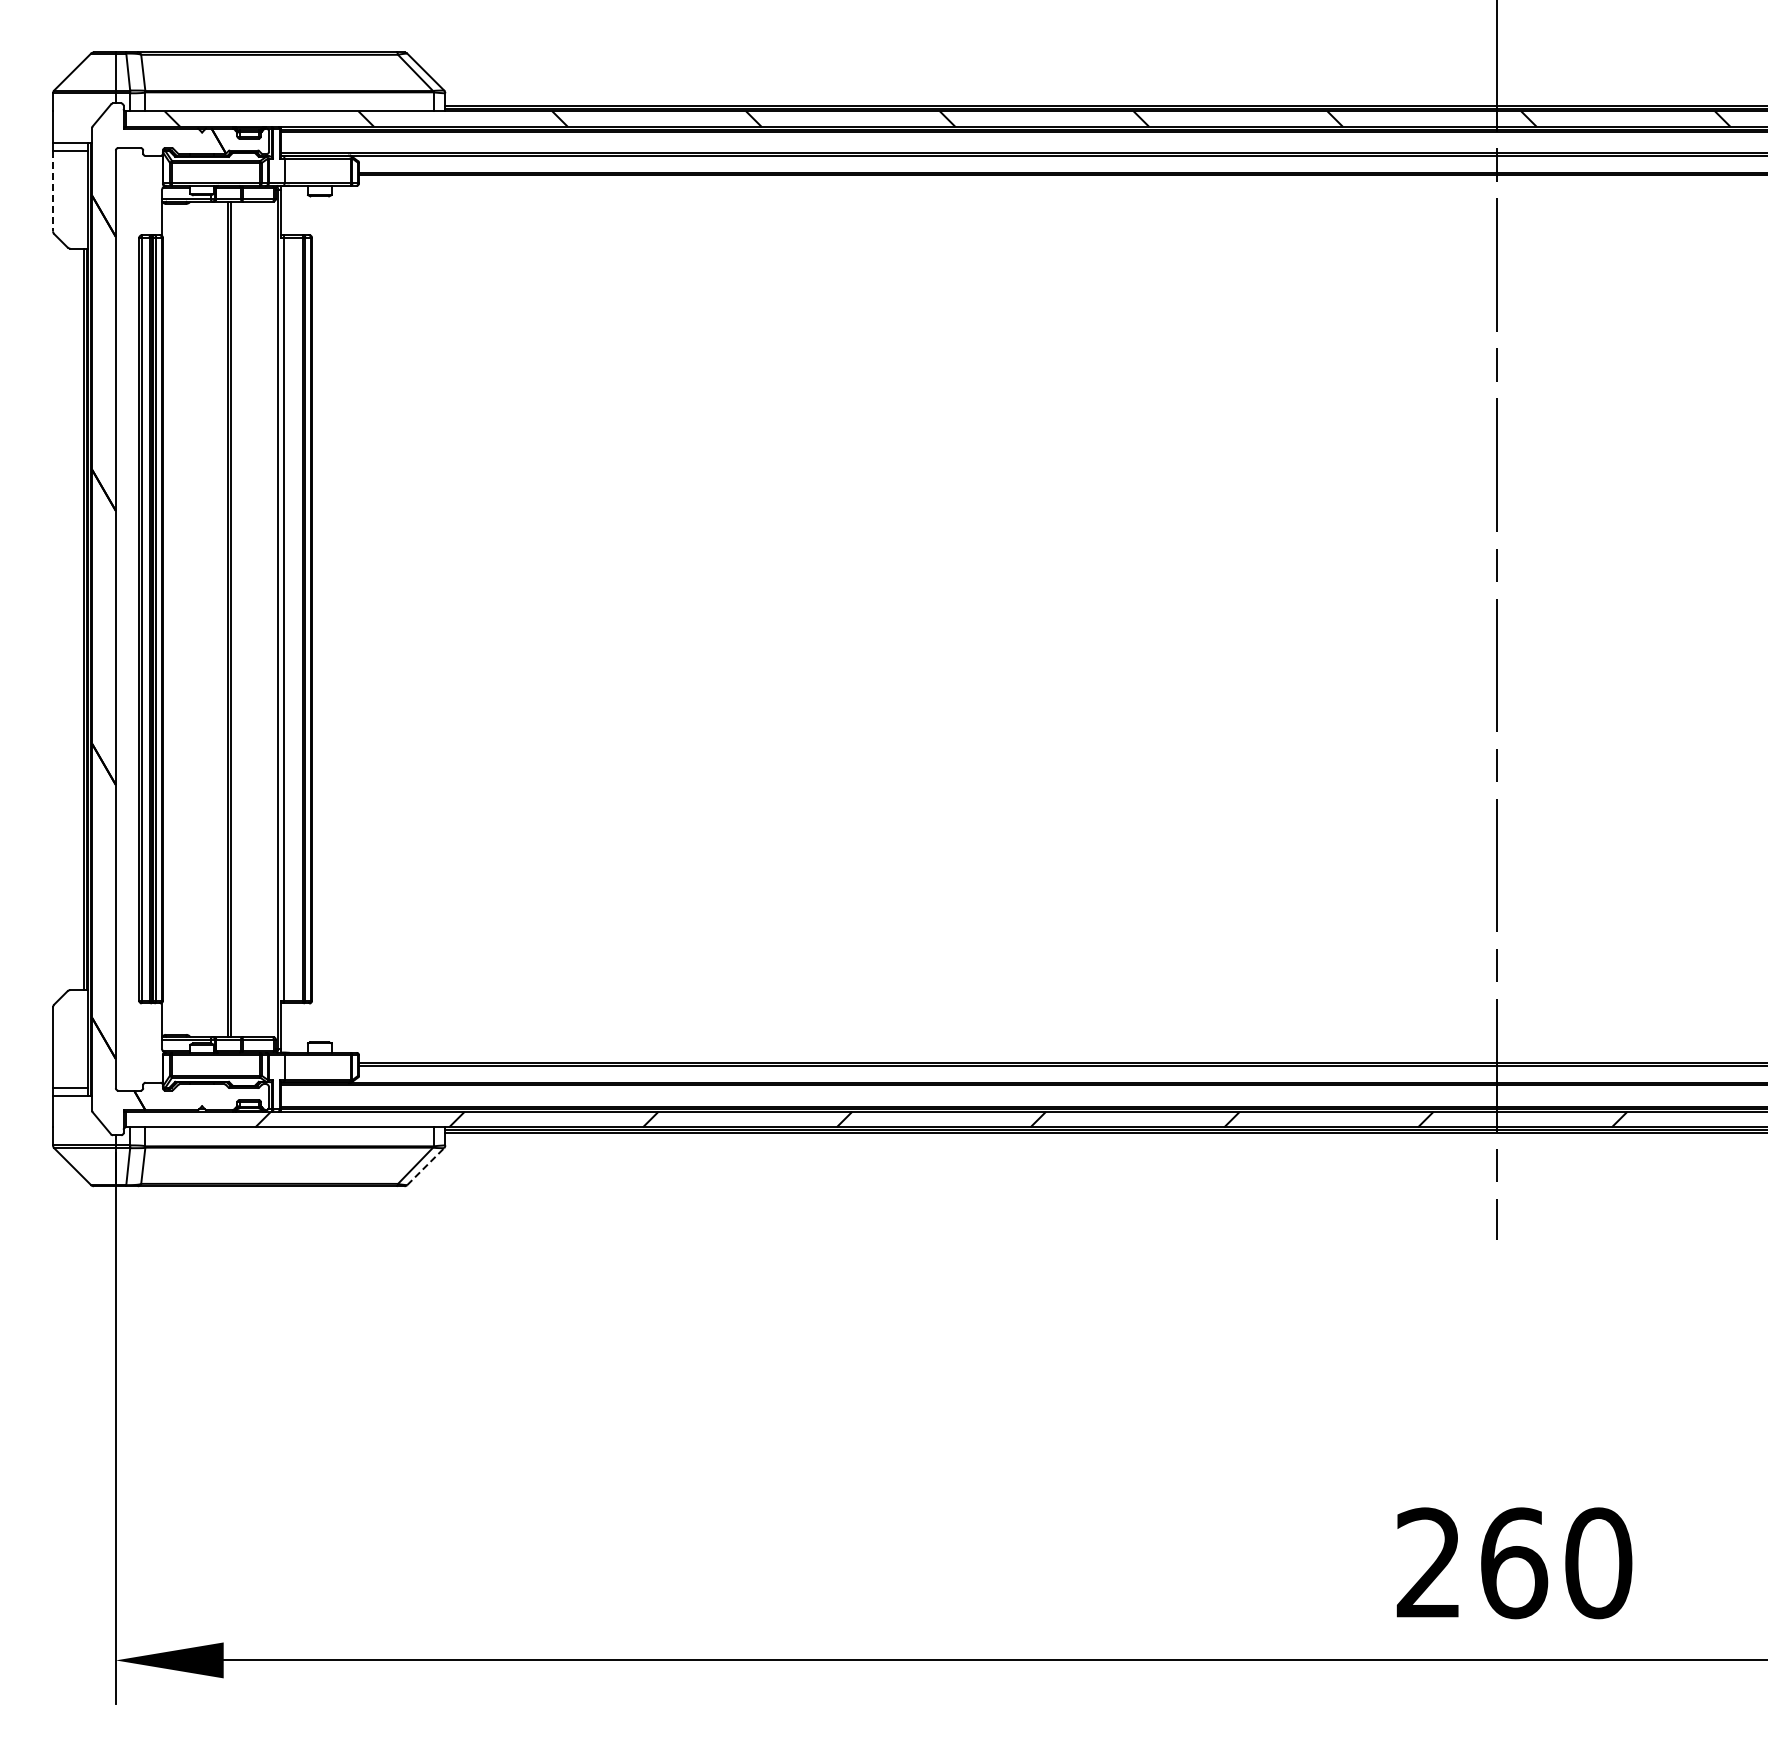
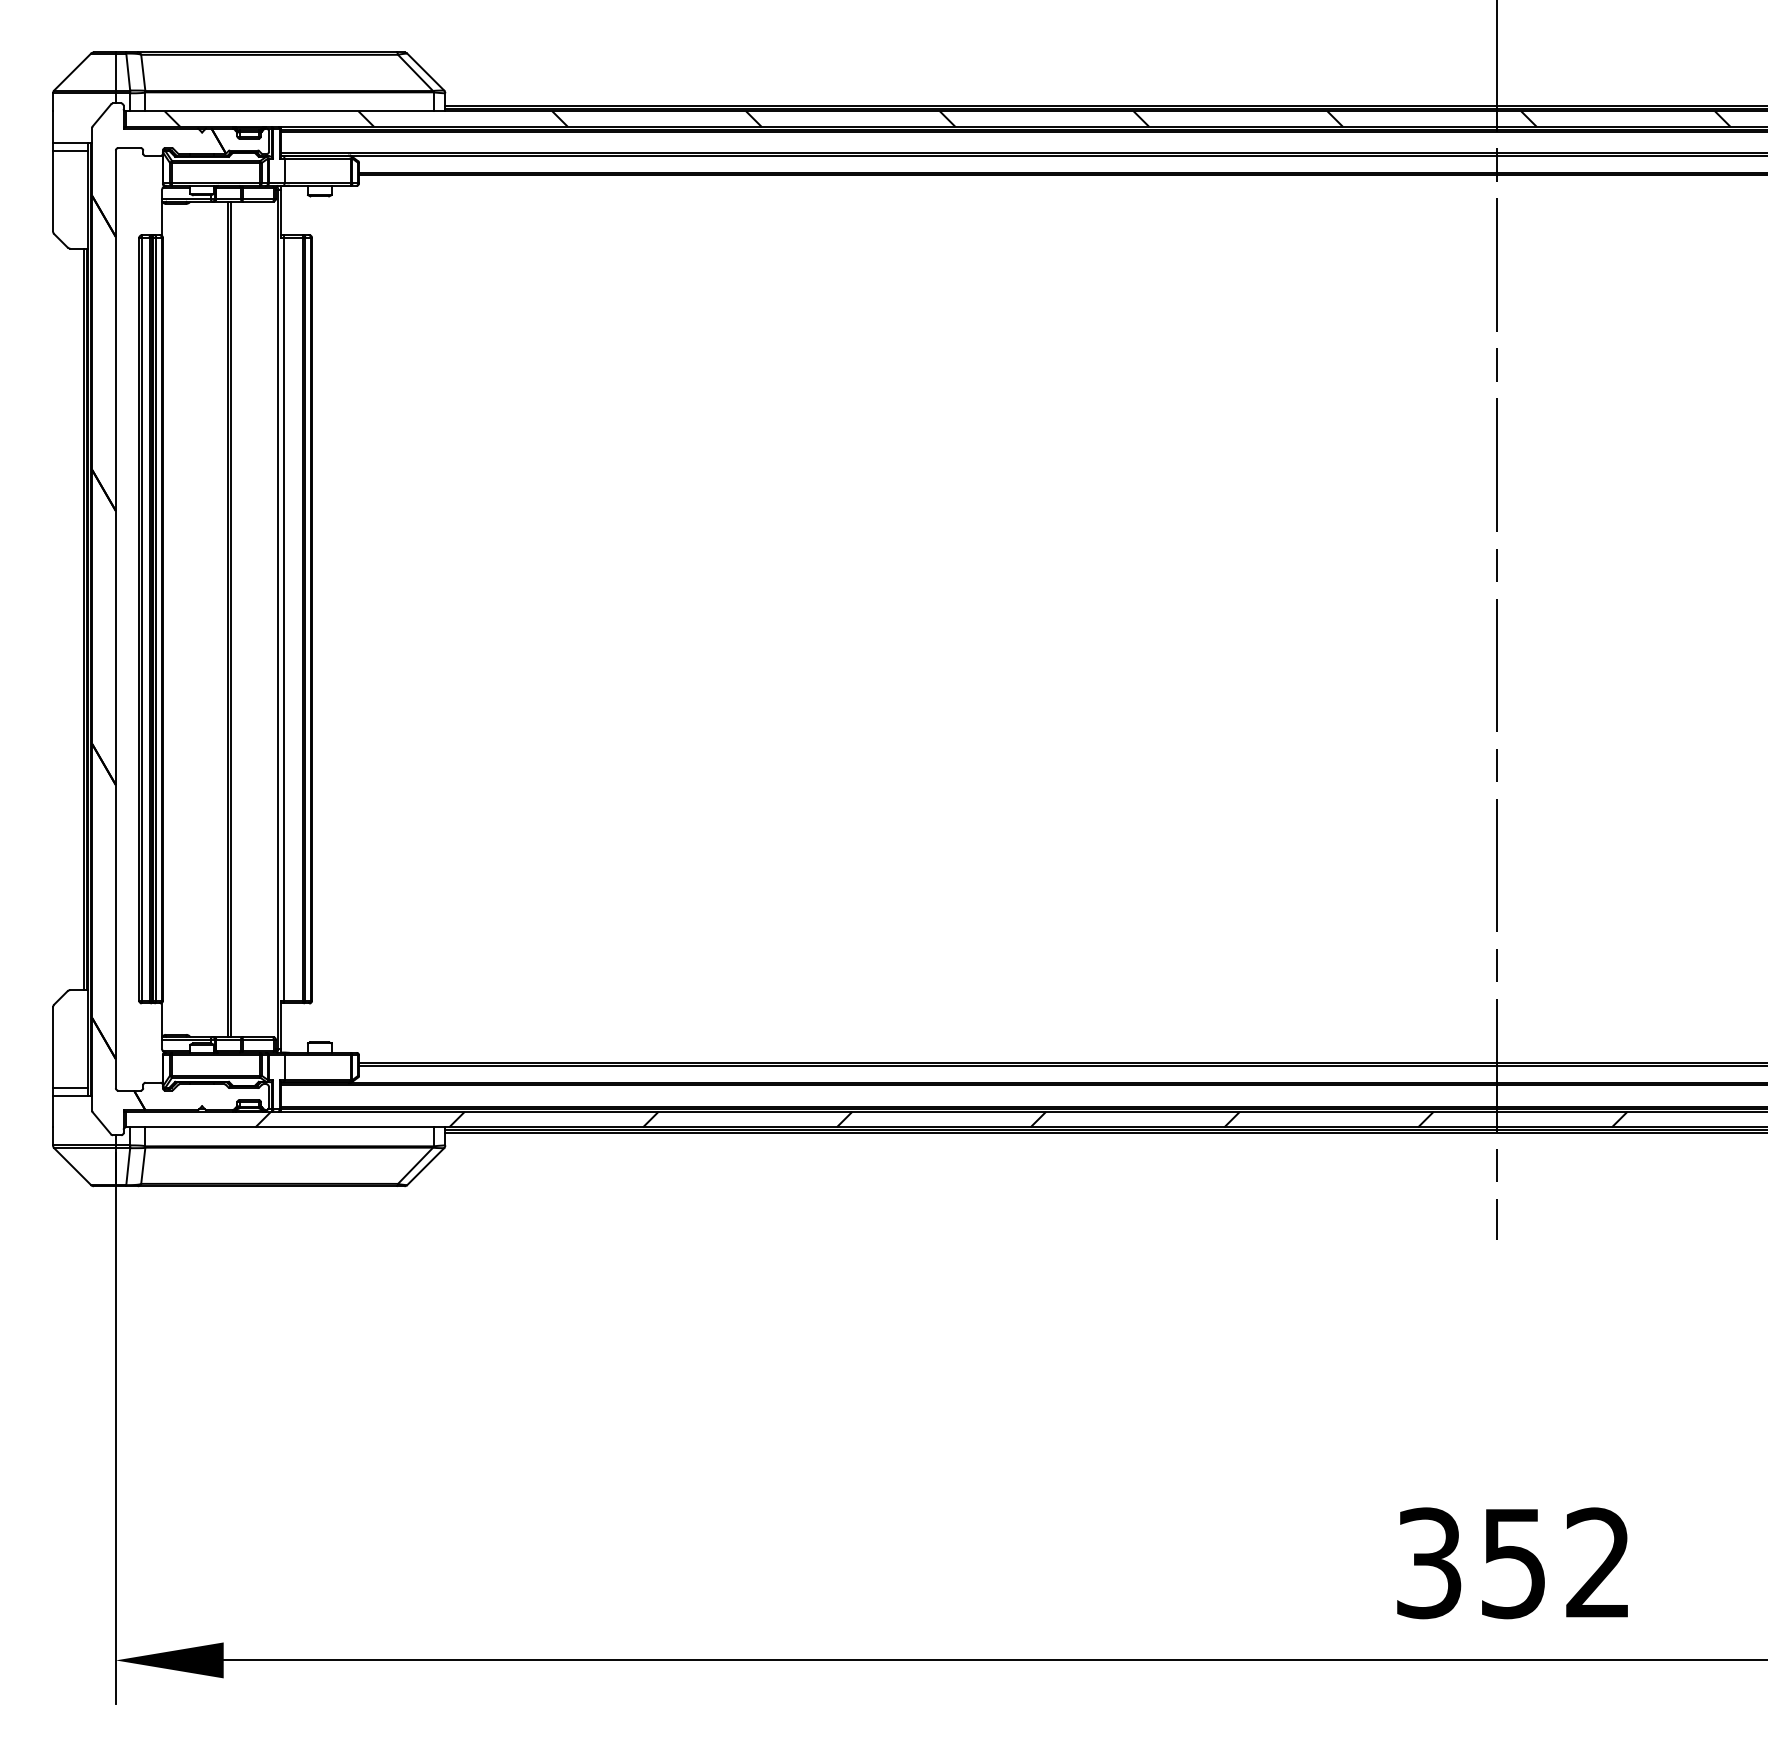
line: dashed -> solid (53, 191)
line: dashed -> solid (426, 1166)
text: 260 -> 352 (1514, 1563)
